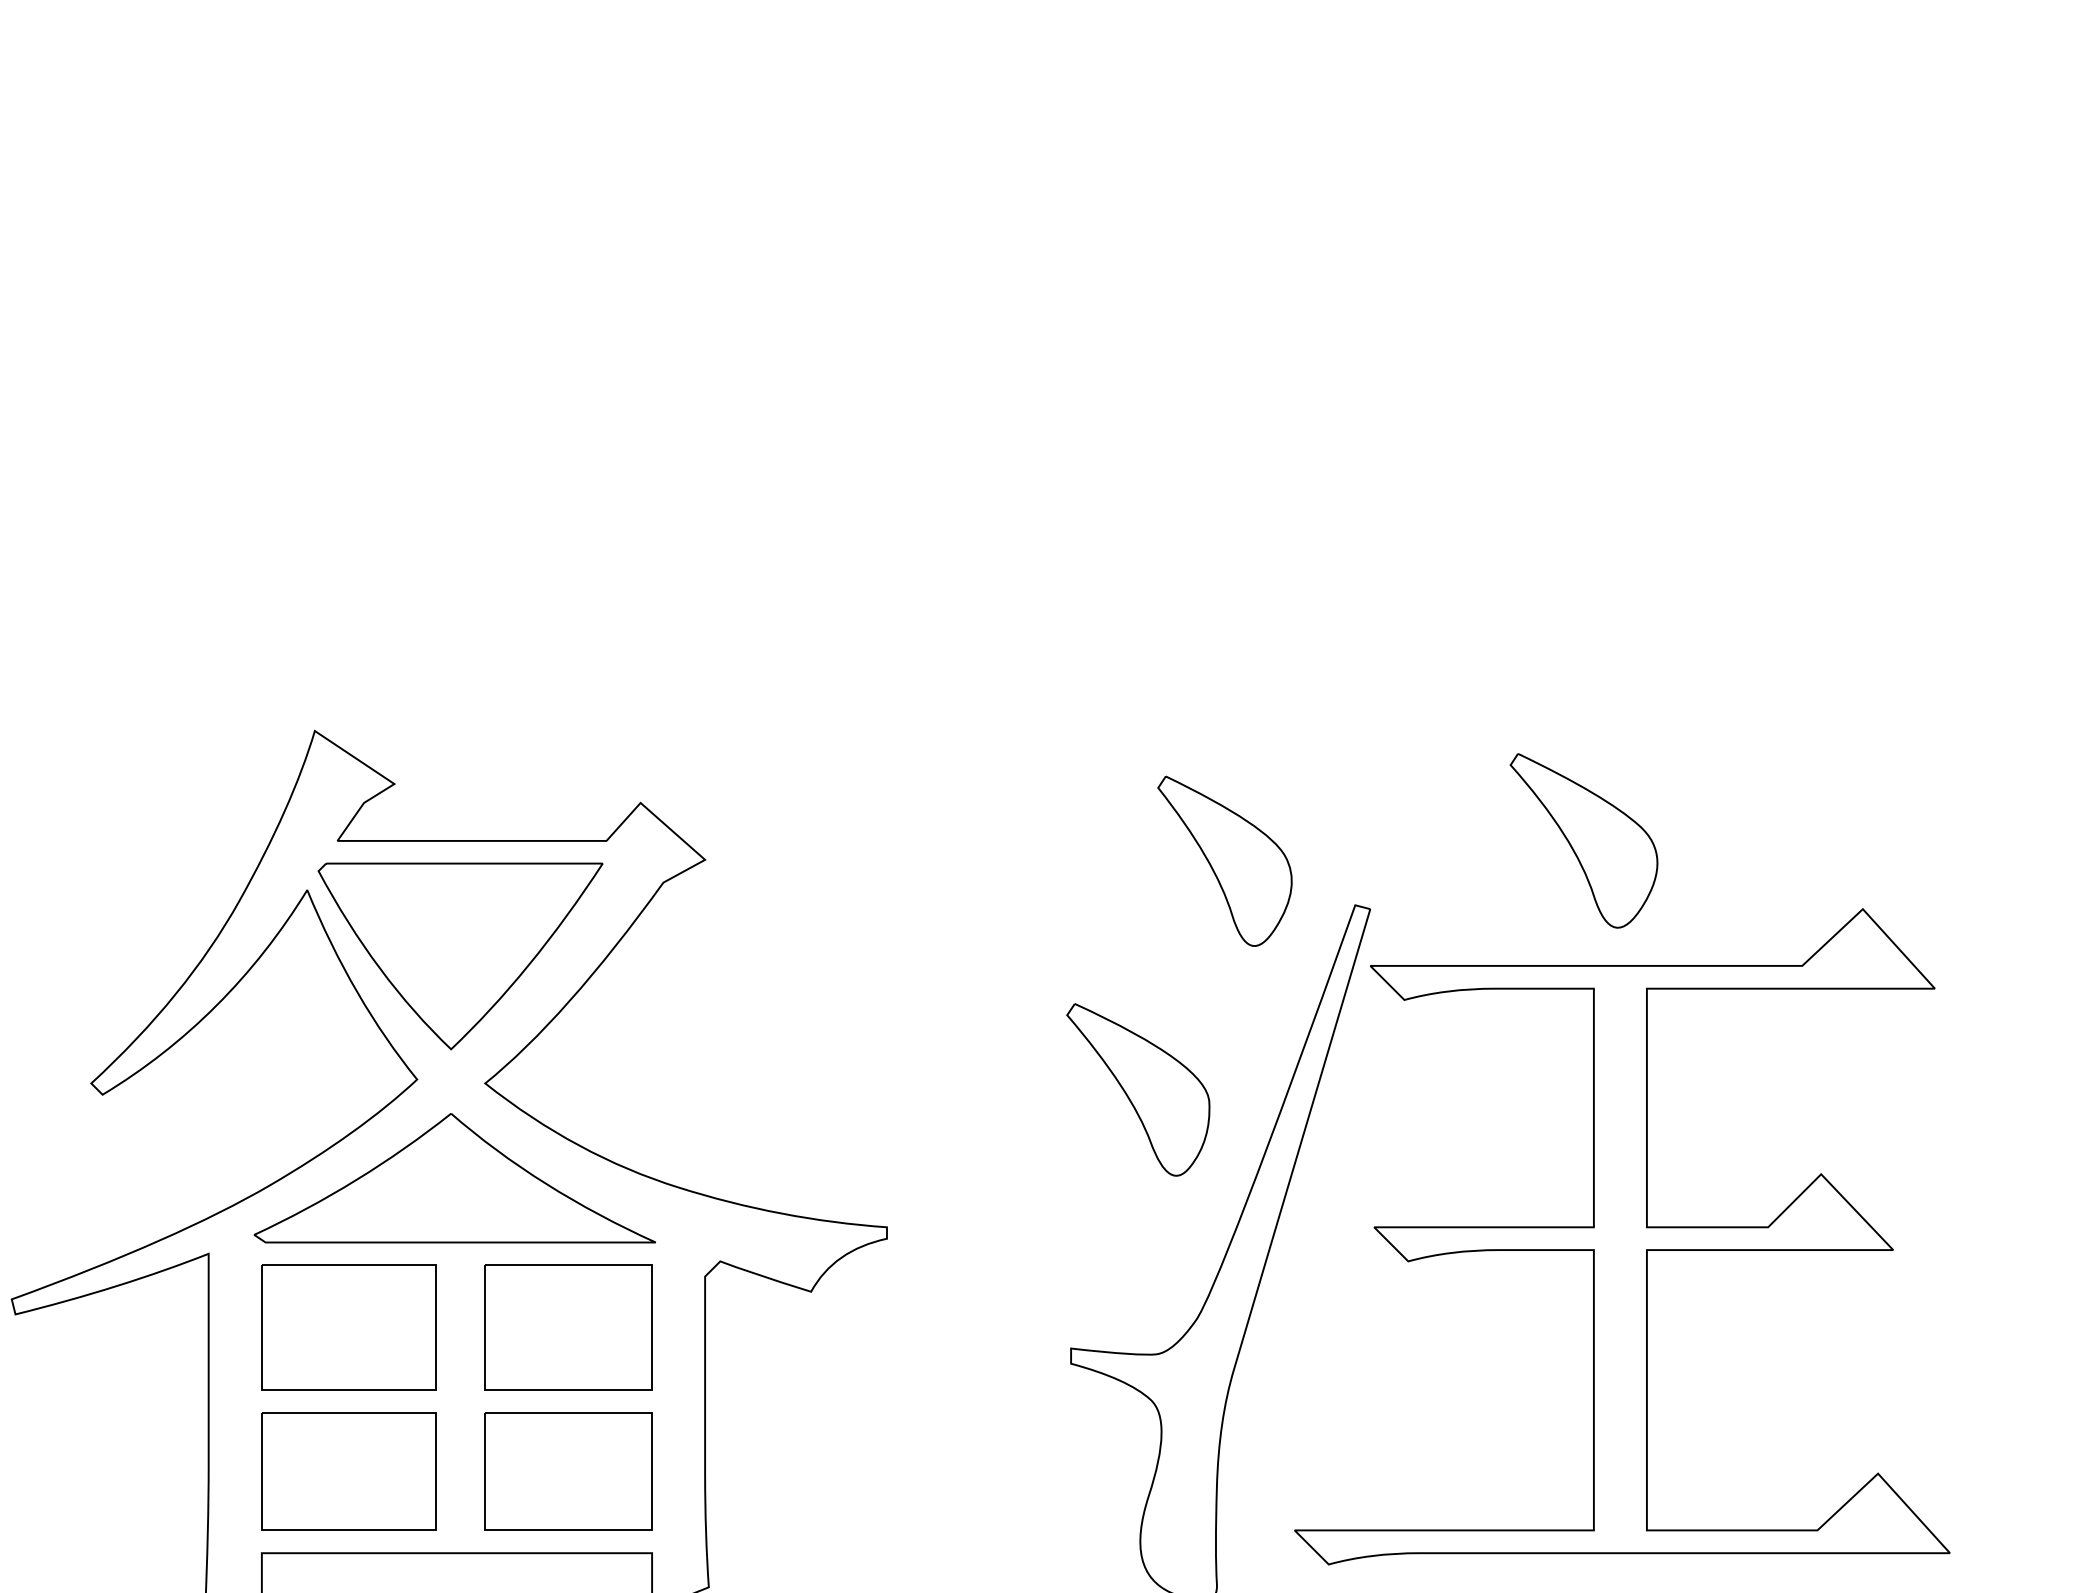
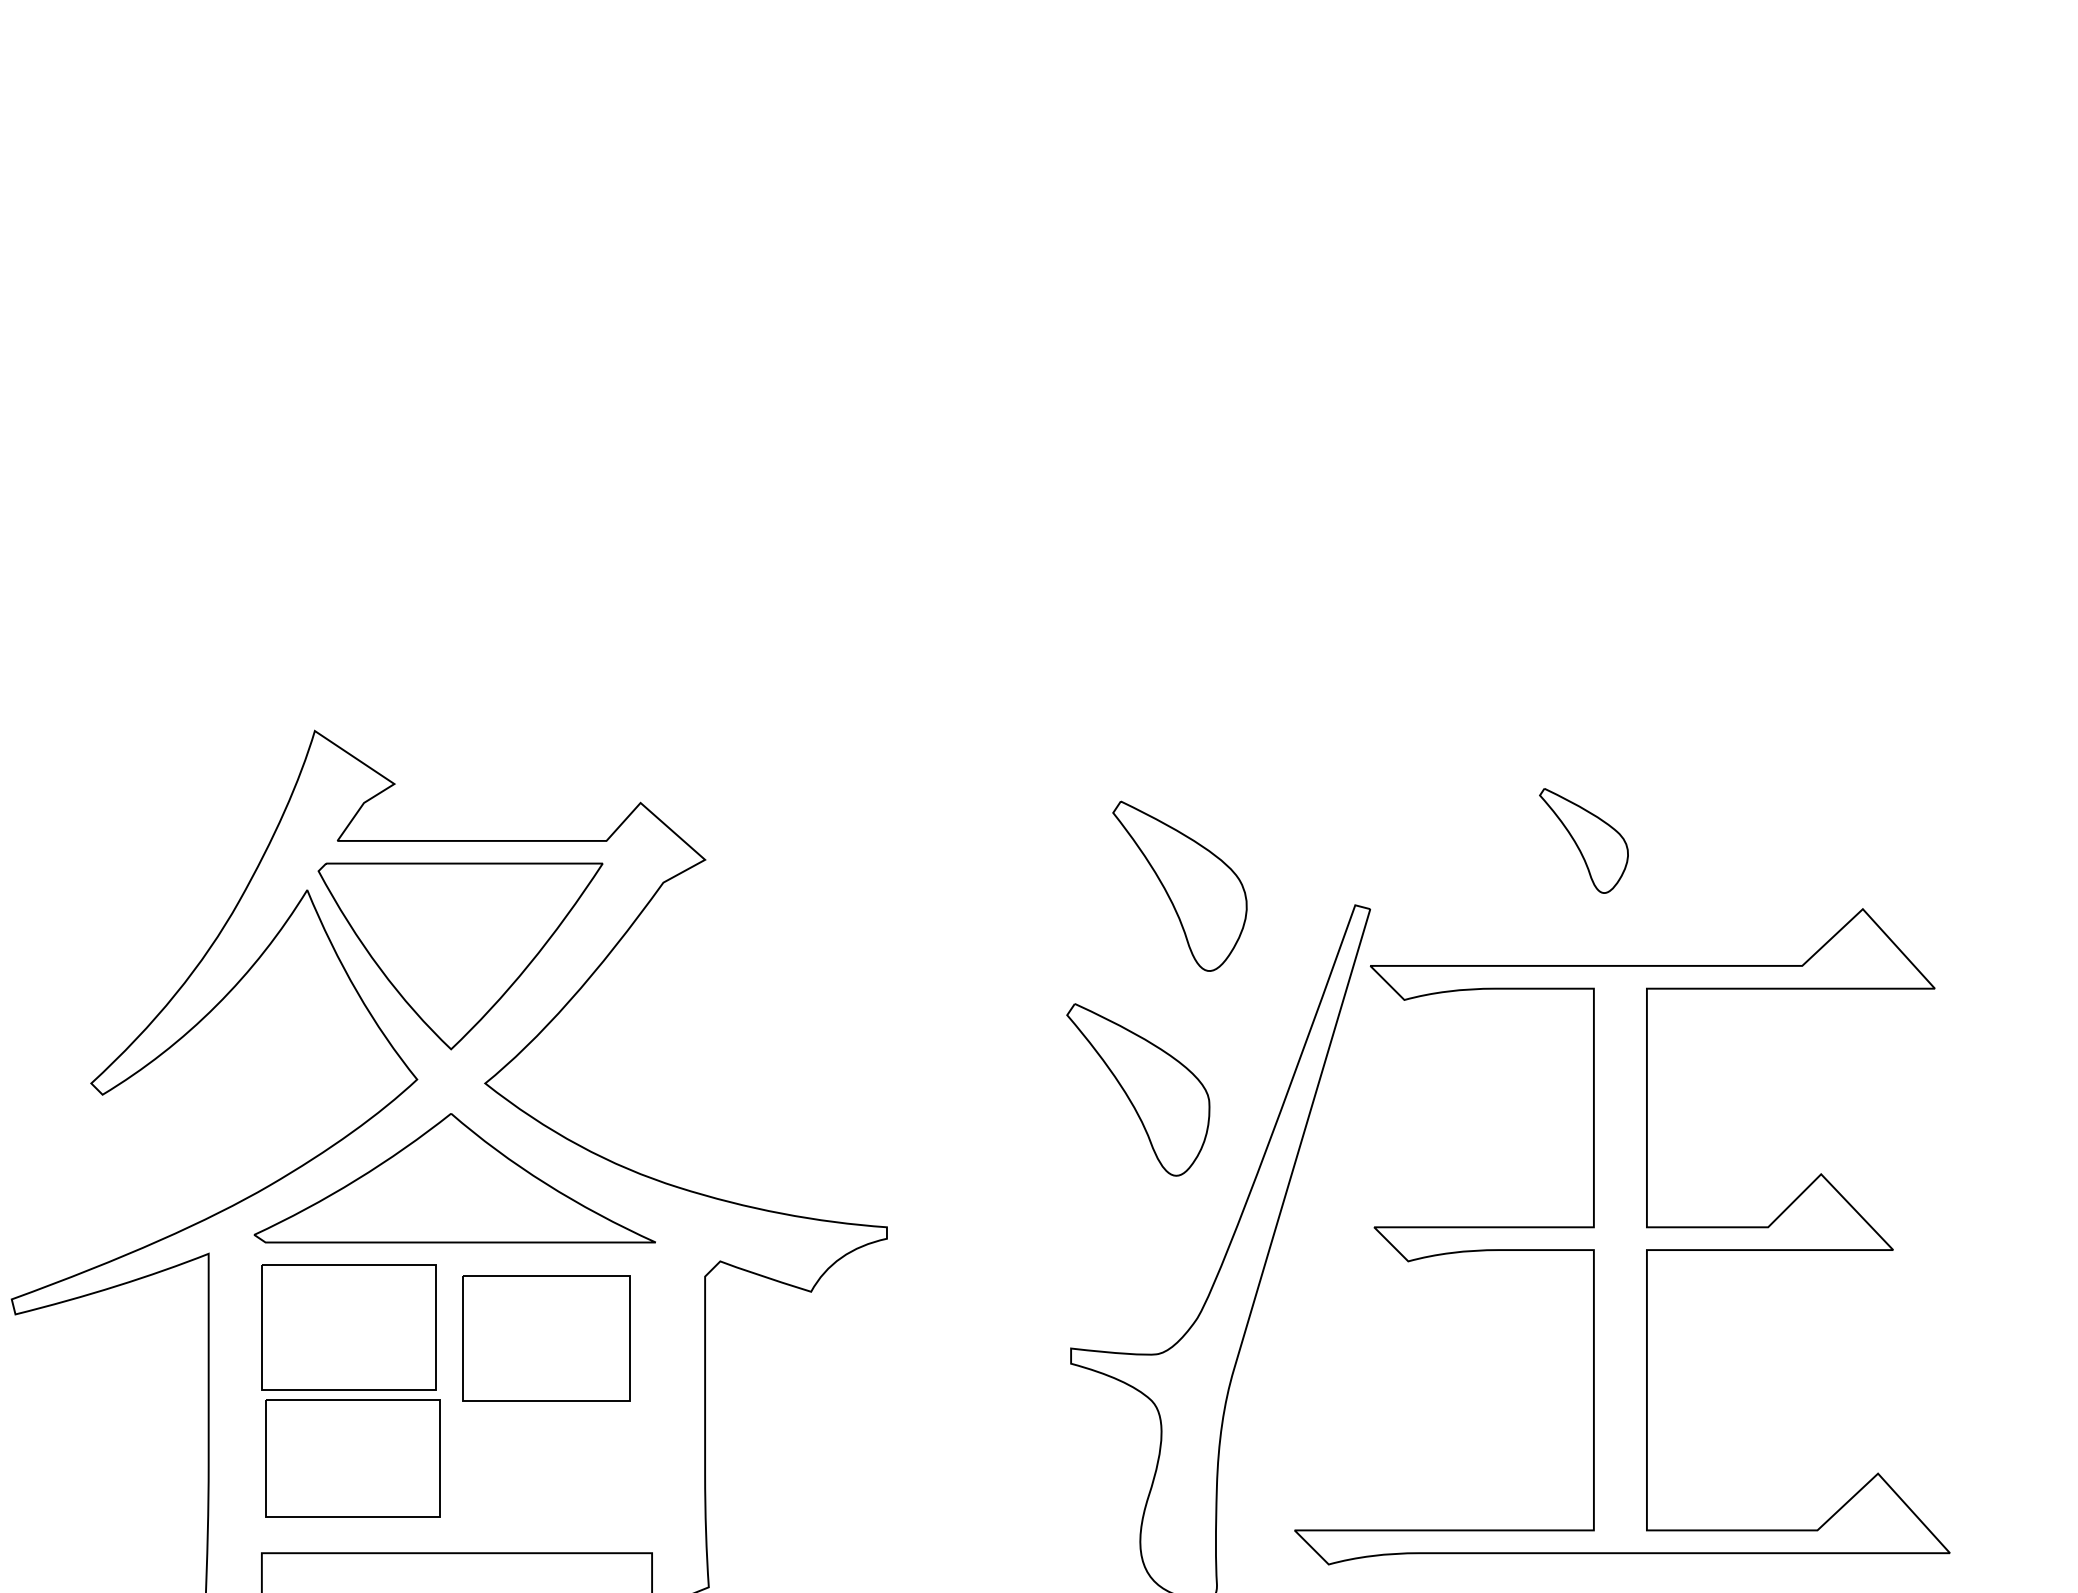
part size: 150x176 px -> 90x106 px (1583, 840)
part position: (1224, 860) -> (1179, 885) (1179, 885)
part position: (568, 1327) -> (546, 1338) (546, 1338)
part position: (348, 1471) -> (352, 1458) (352, 1458)
part: present -> none (568, 1471)
